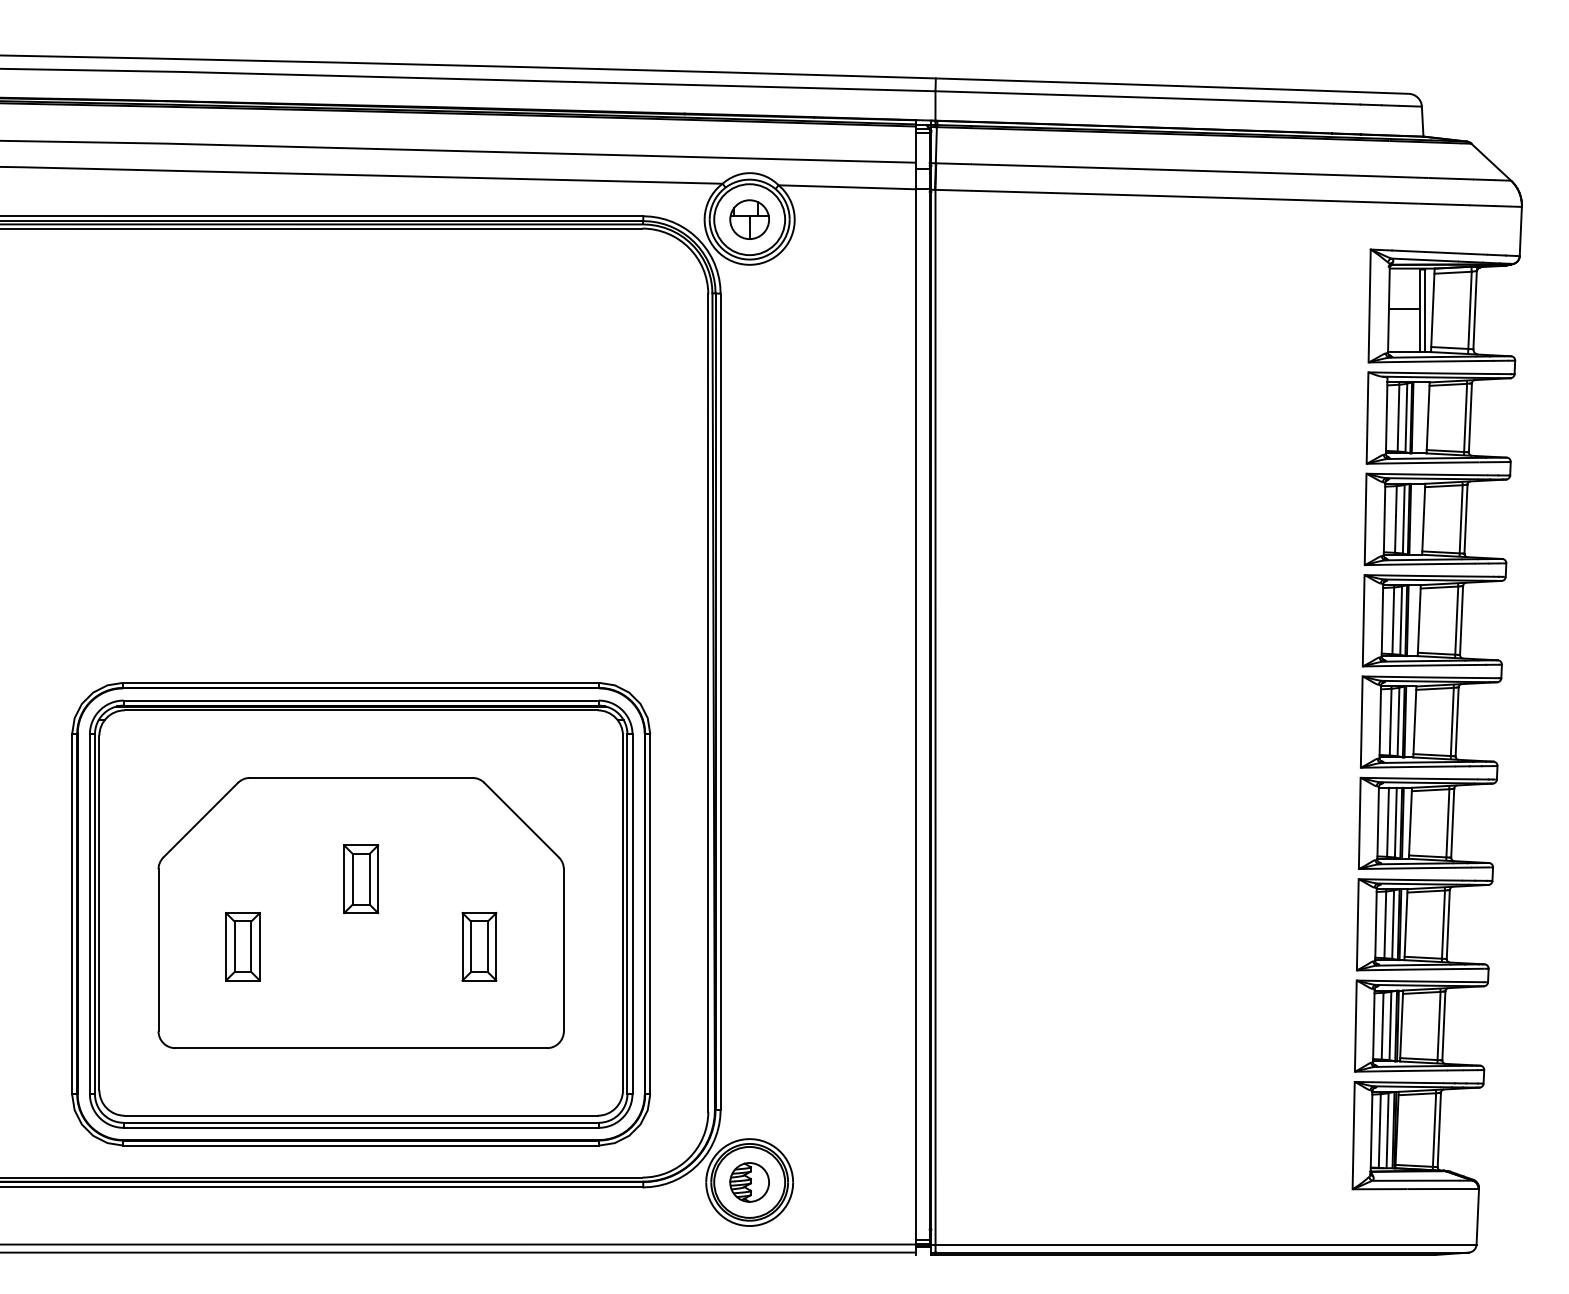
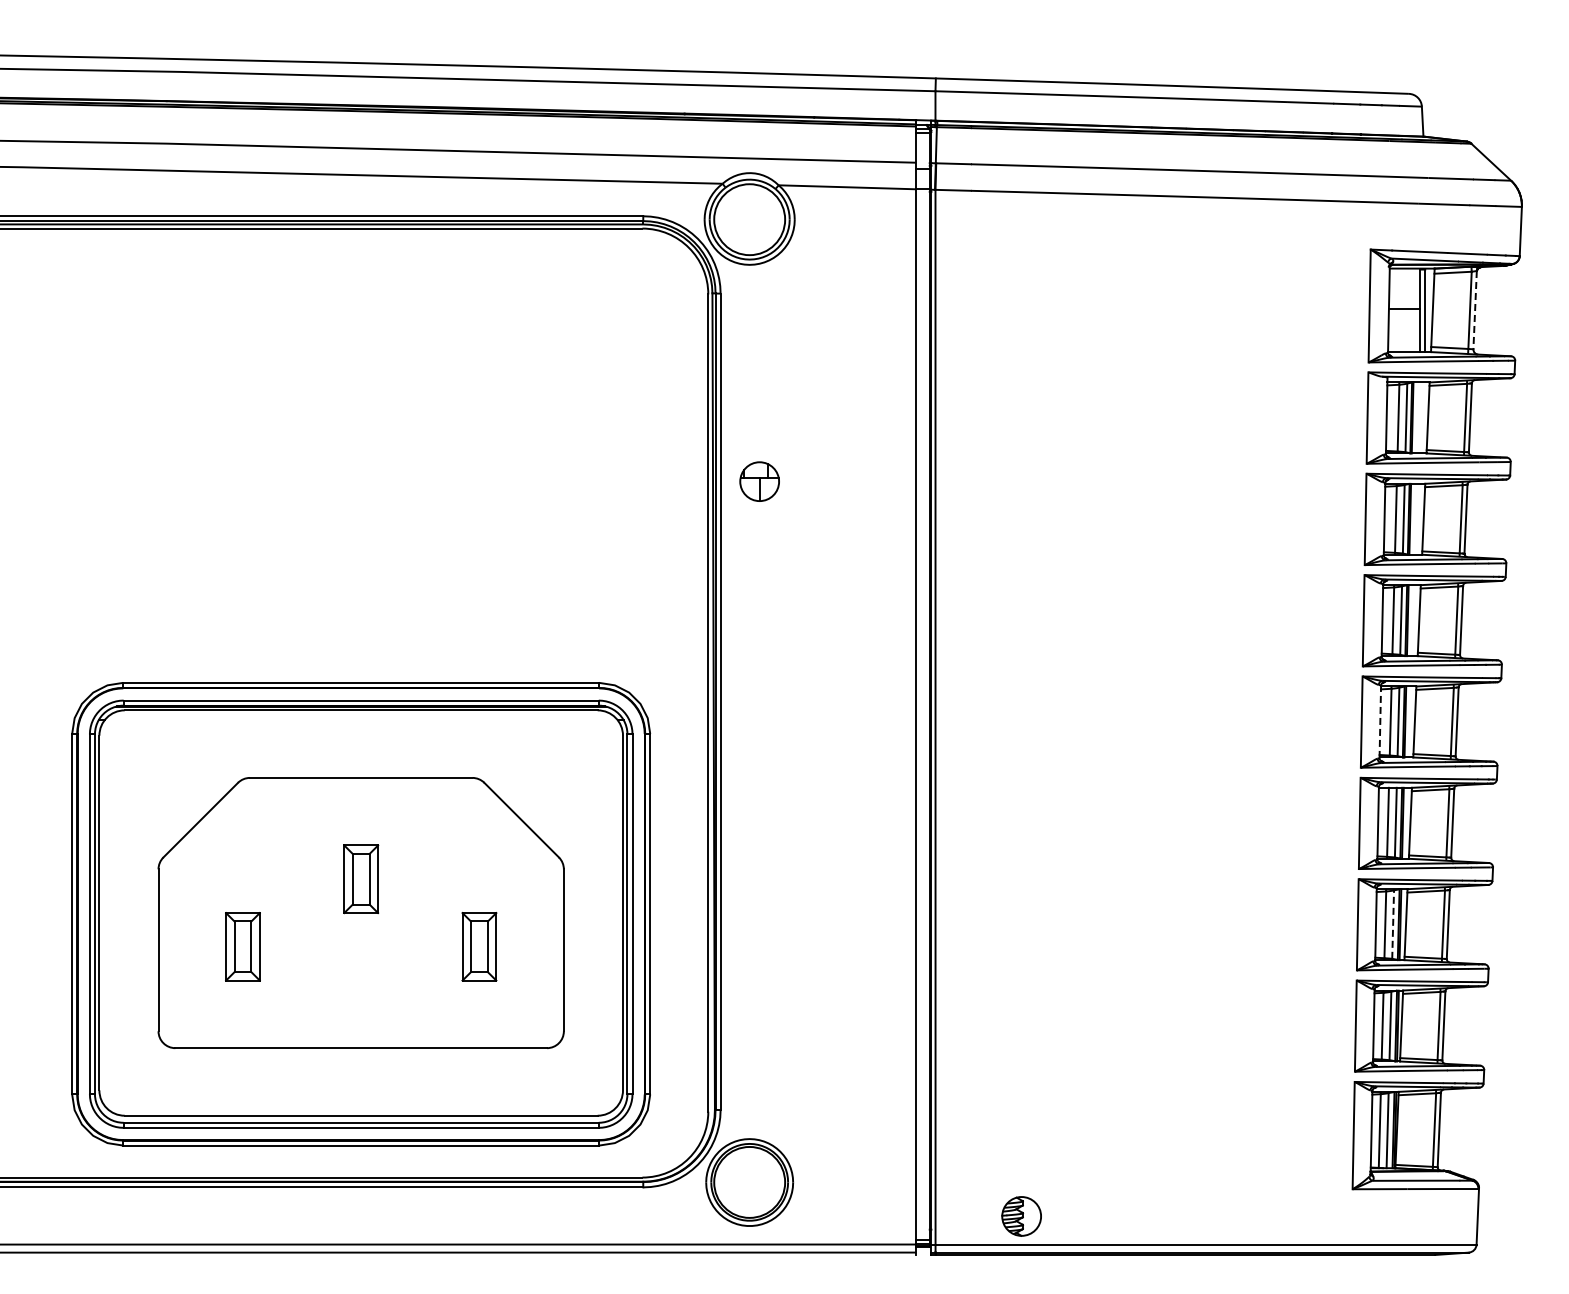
part position: (749, 219) -> (759, 481) (759, 481)
line: solid -> dashed (1475, 310)
line: solid -> dashed (1380, 721)
line: solid -> dashed (1393, 924)
part position: (749, 1182) -> (1021, 1216) (1021, 1216)
